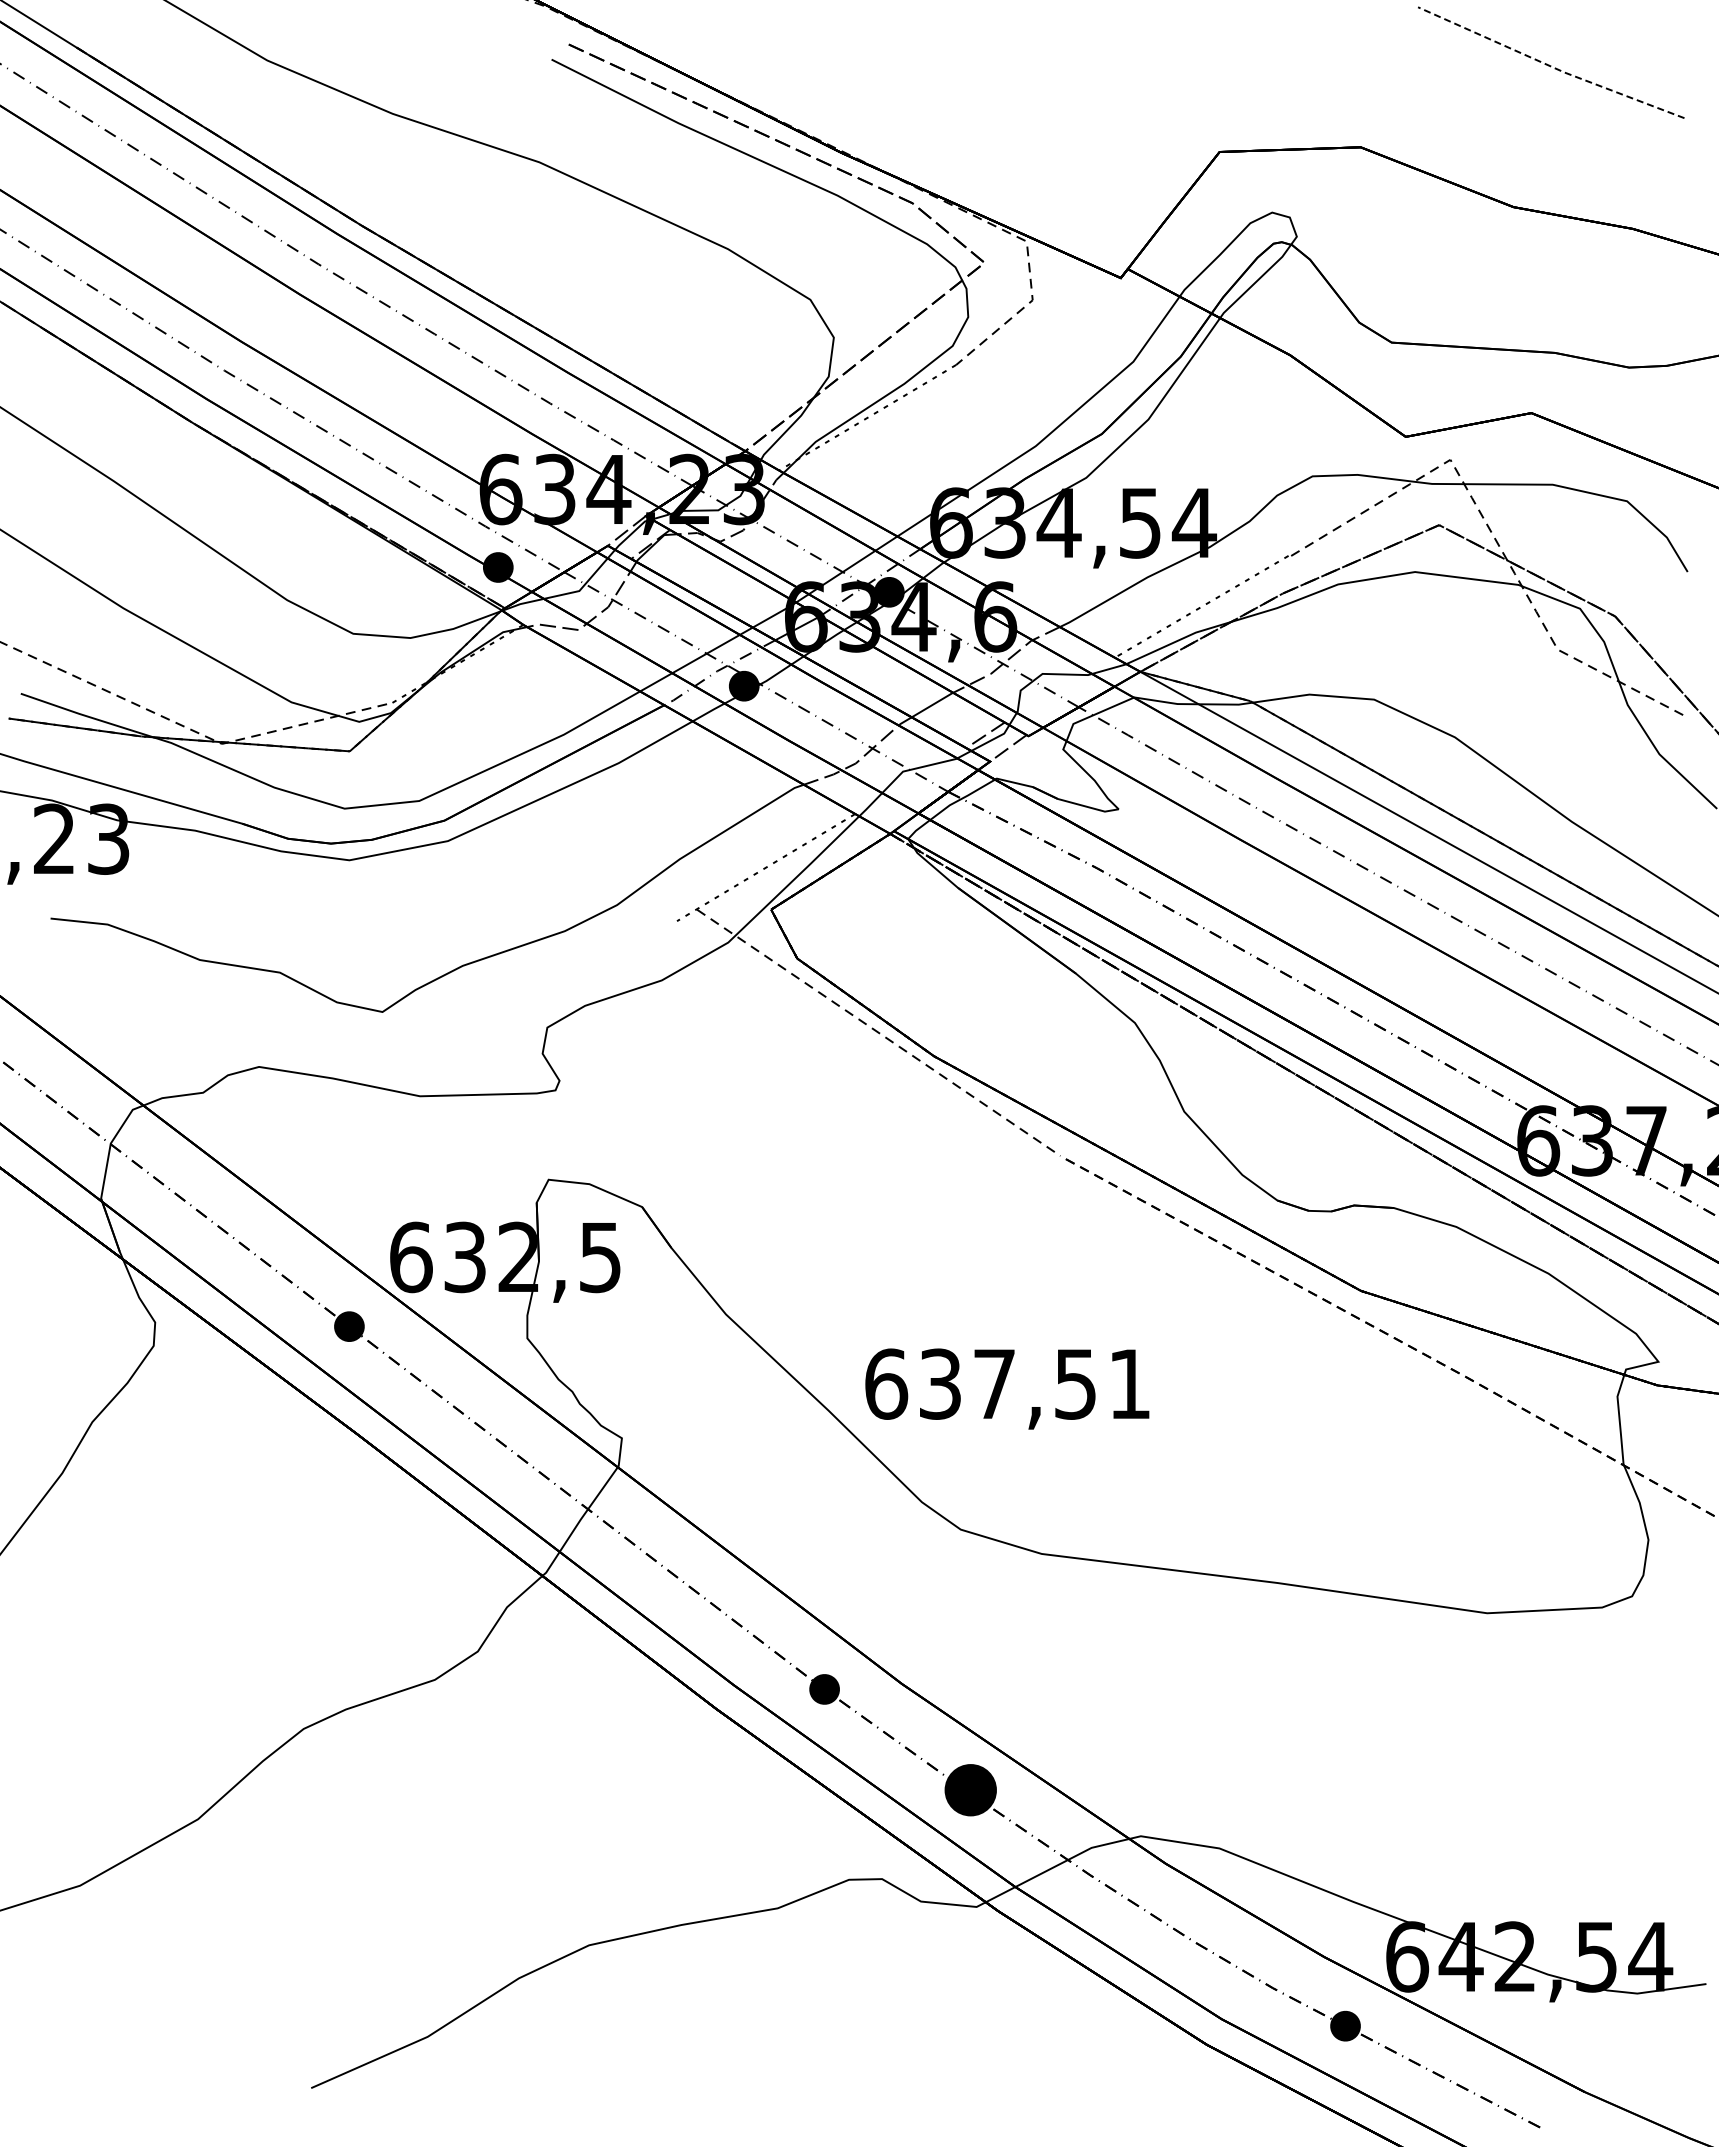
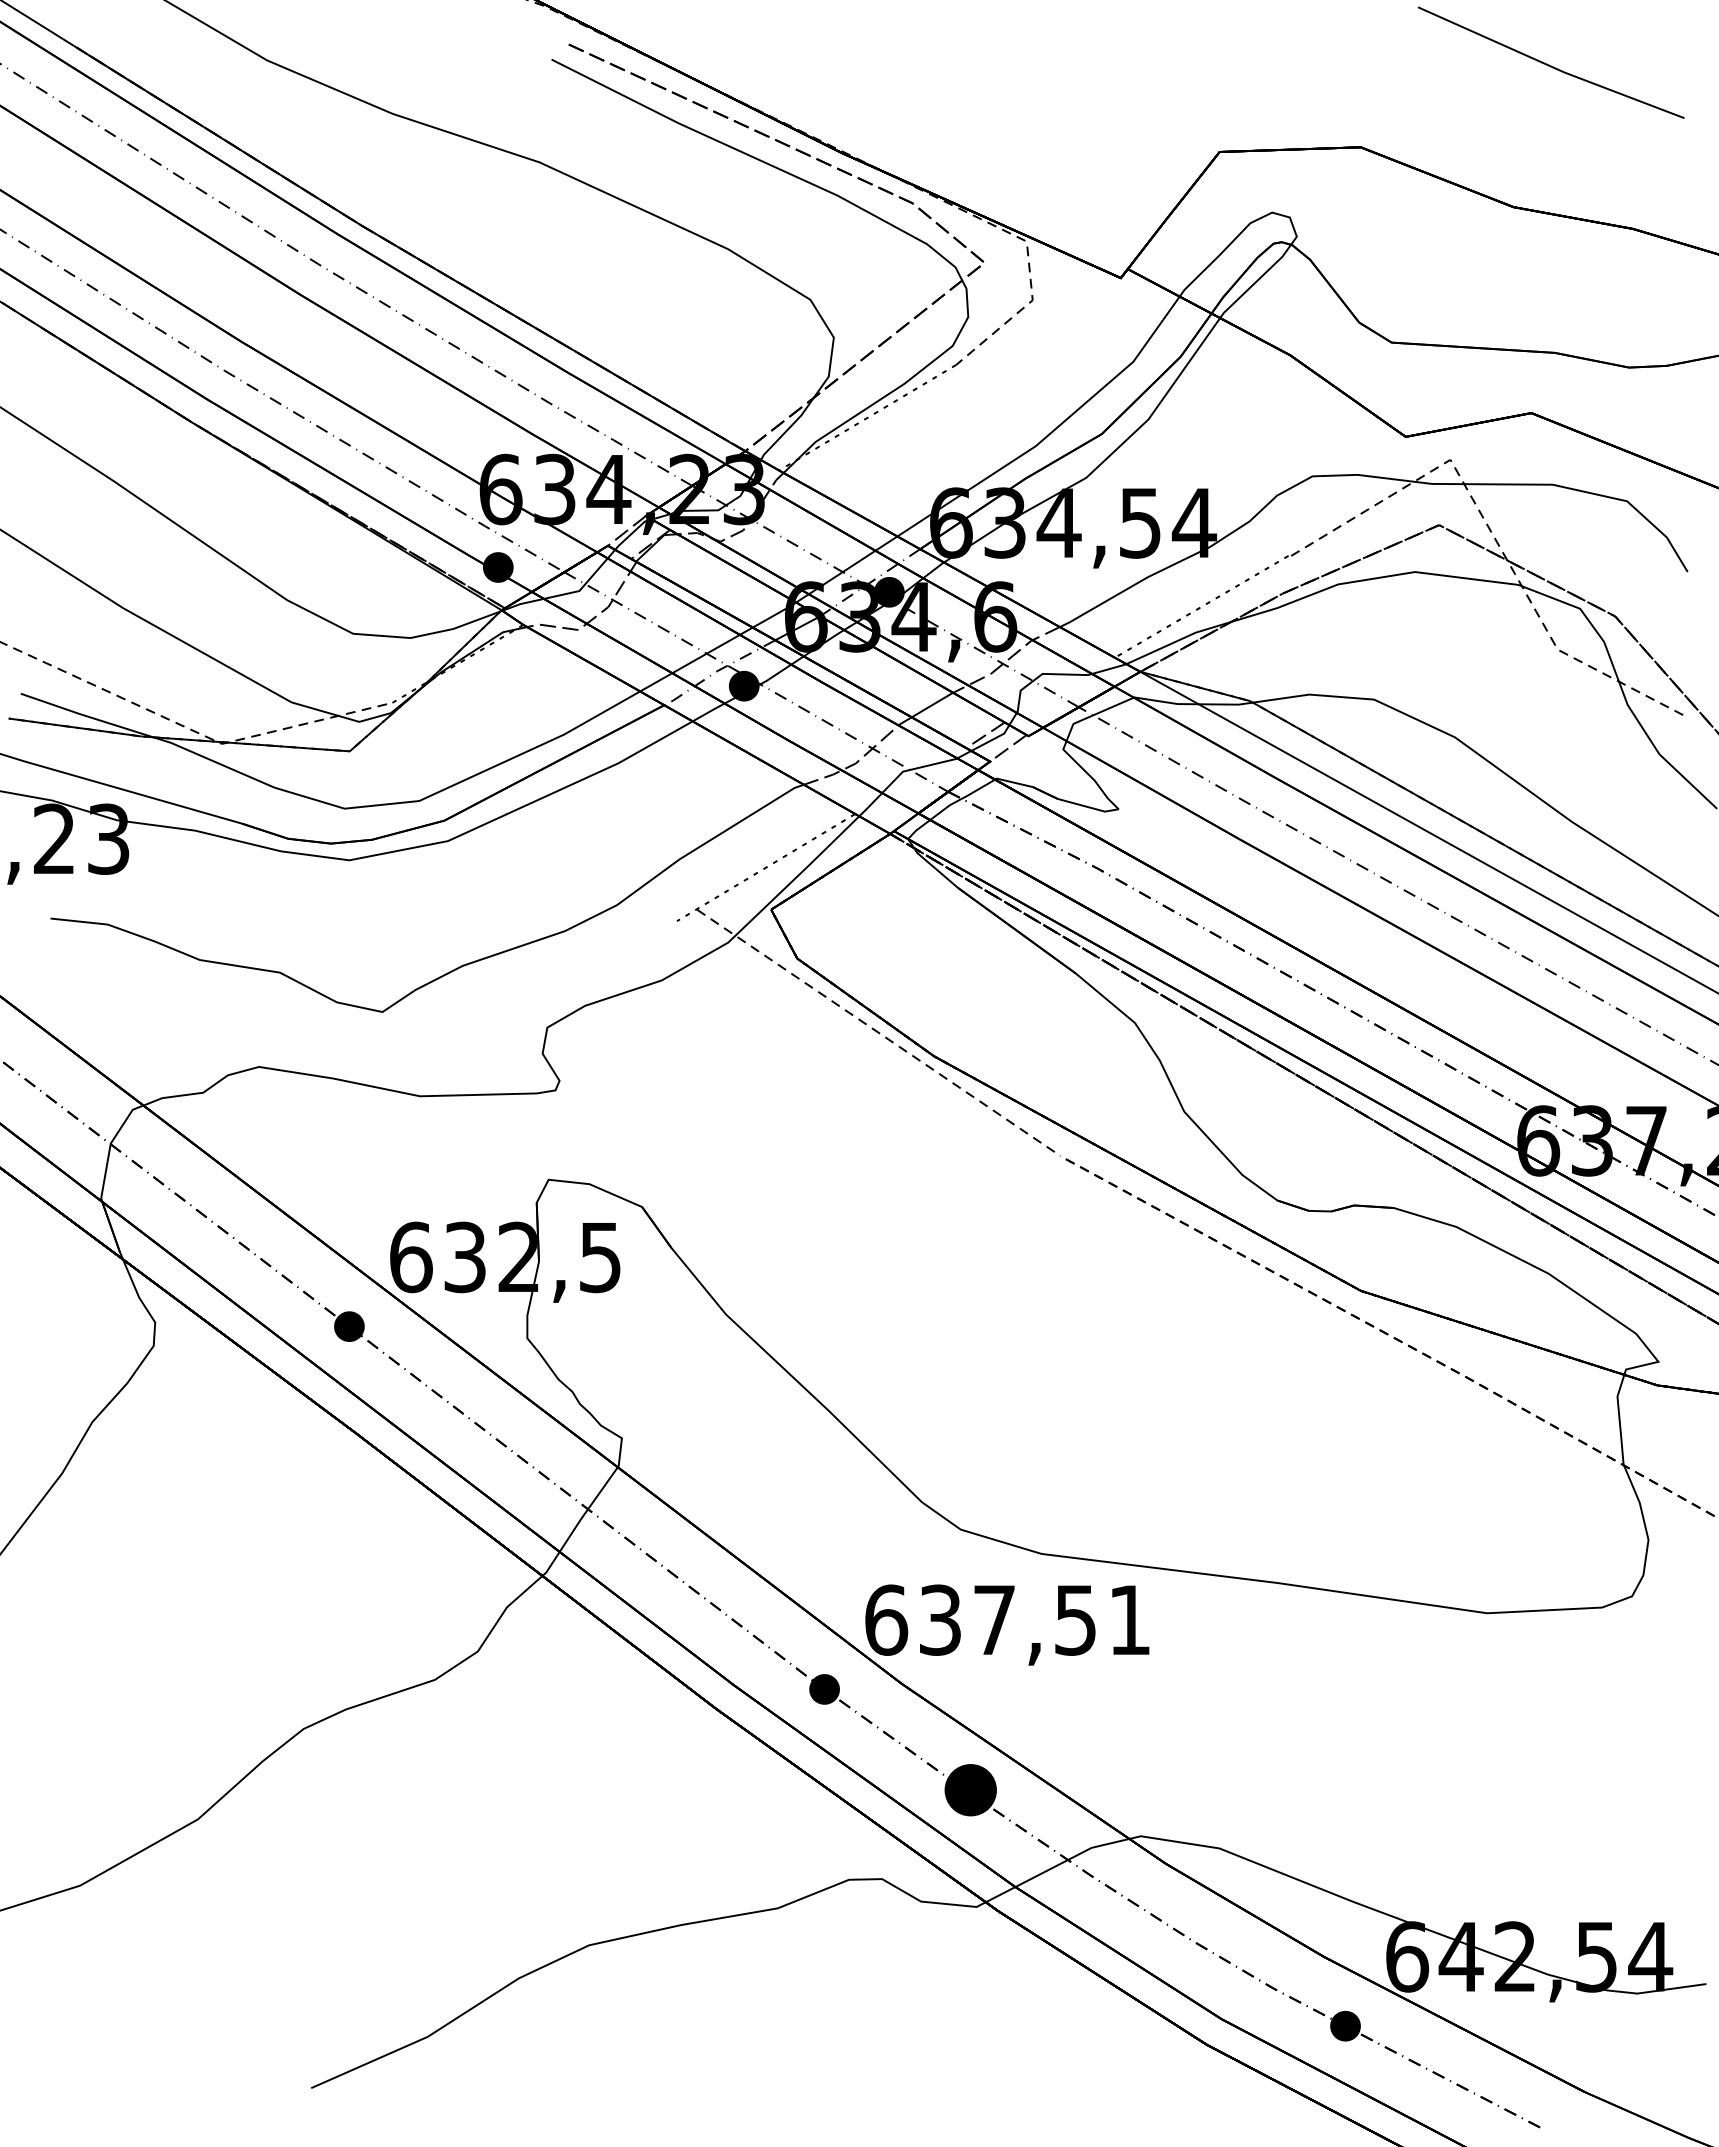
line: dashed -> solid (1549, 66)
text position: (1007, 1388) -> (1007, 1624) (1007, 1624)
